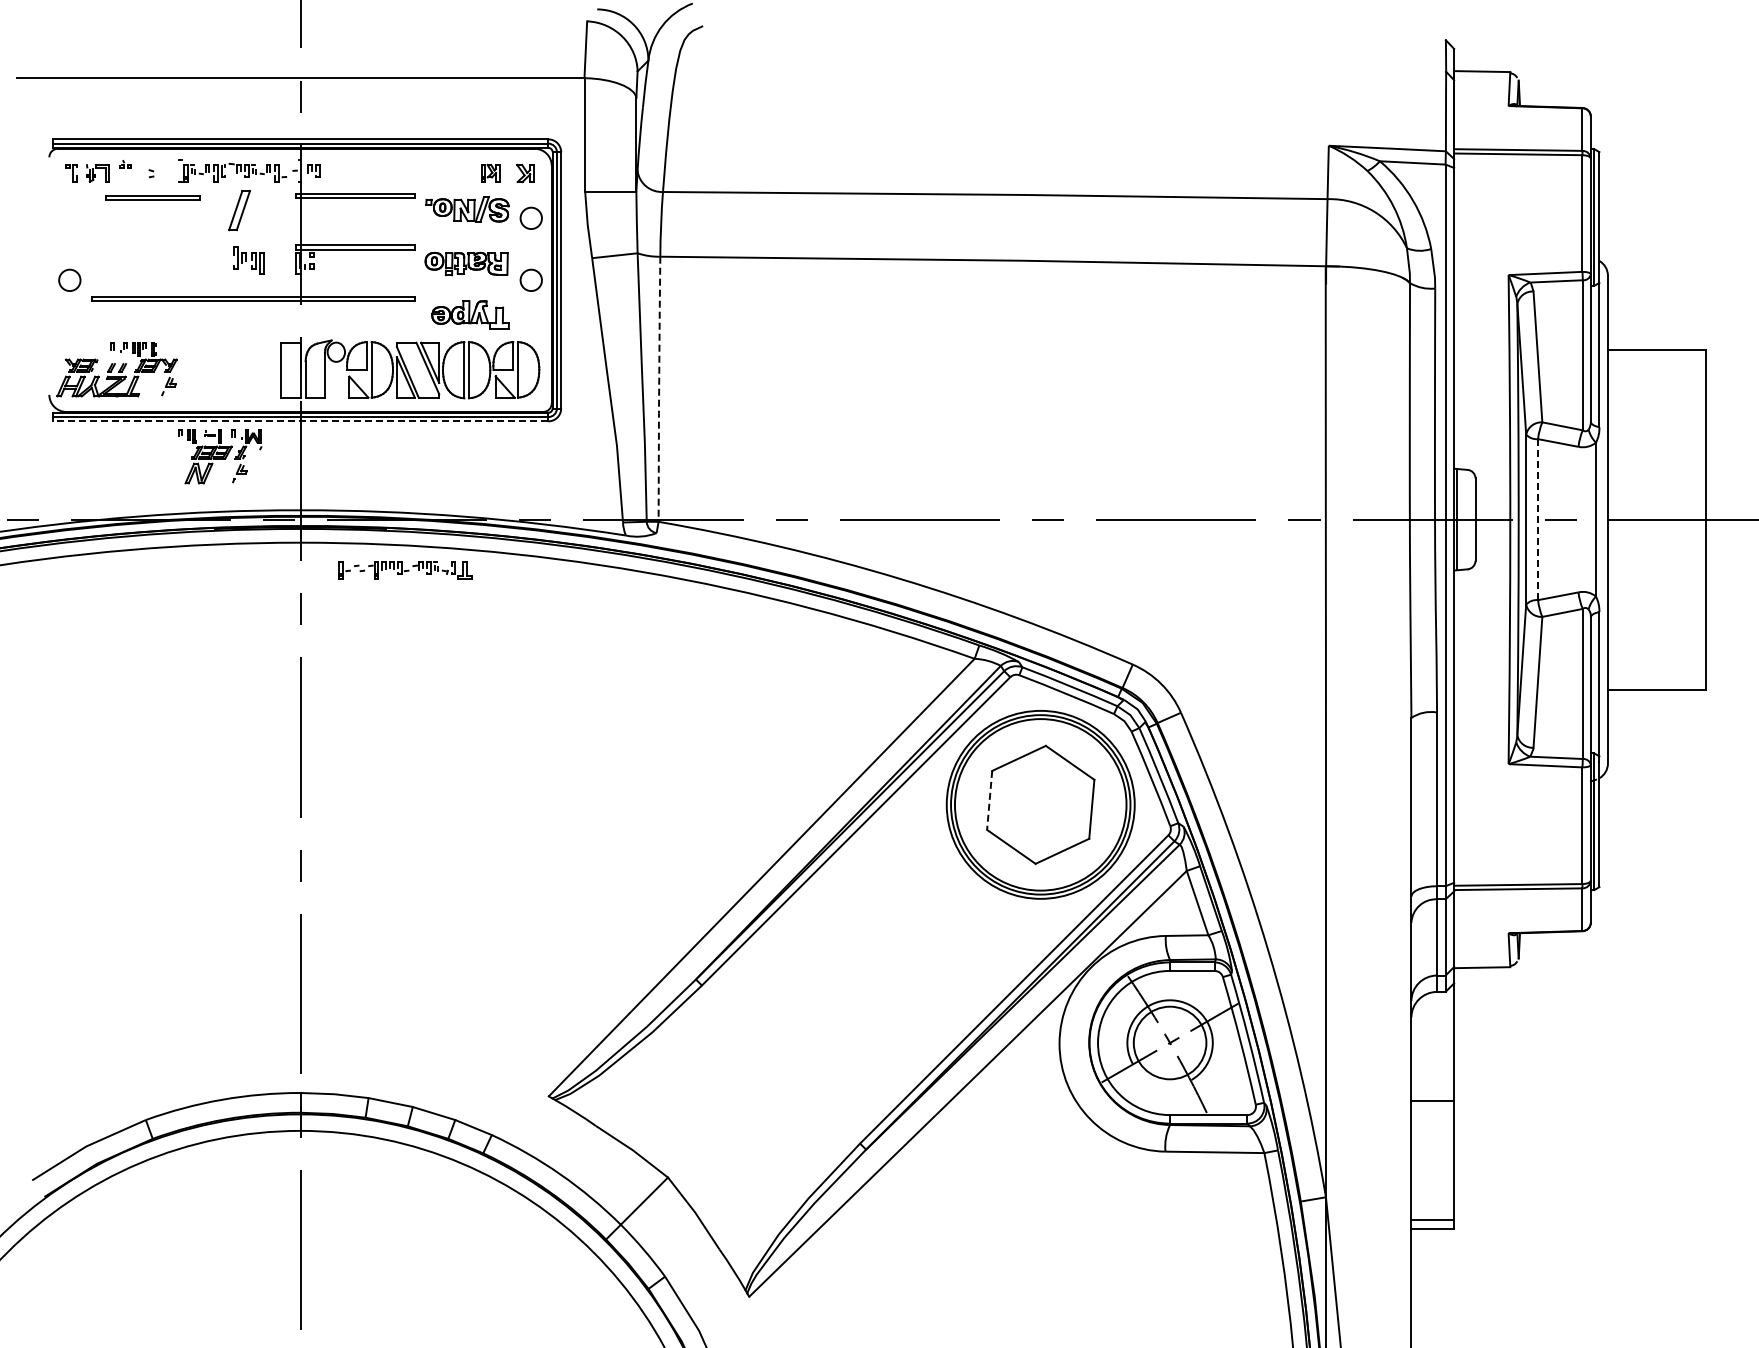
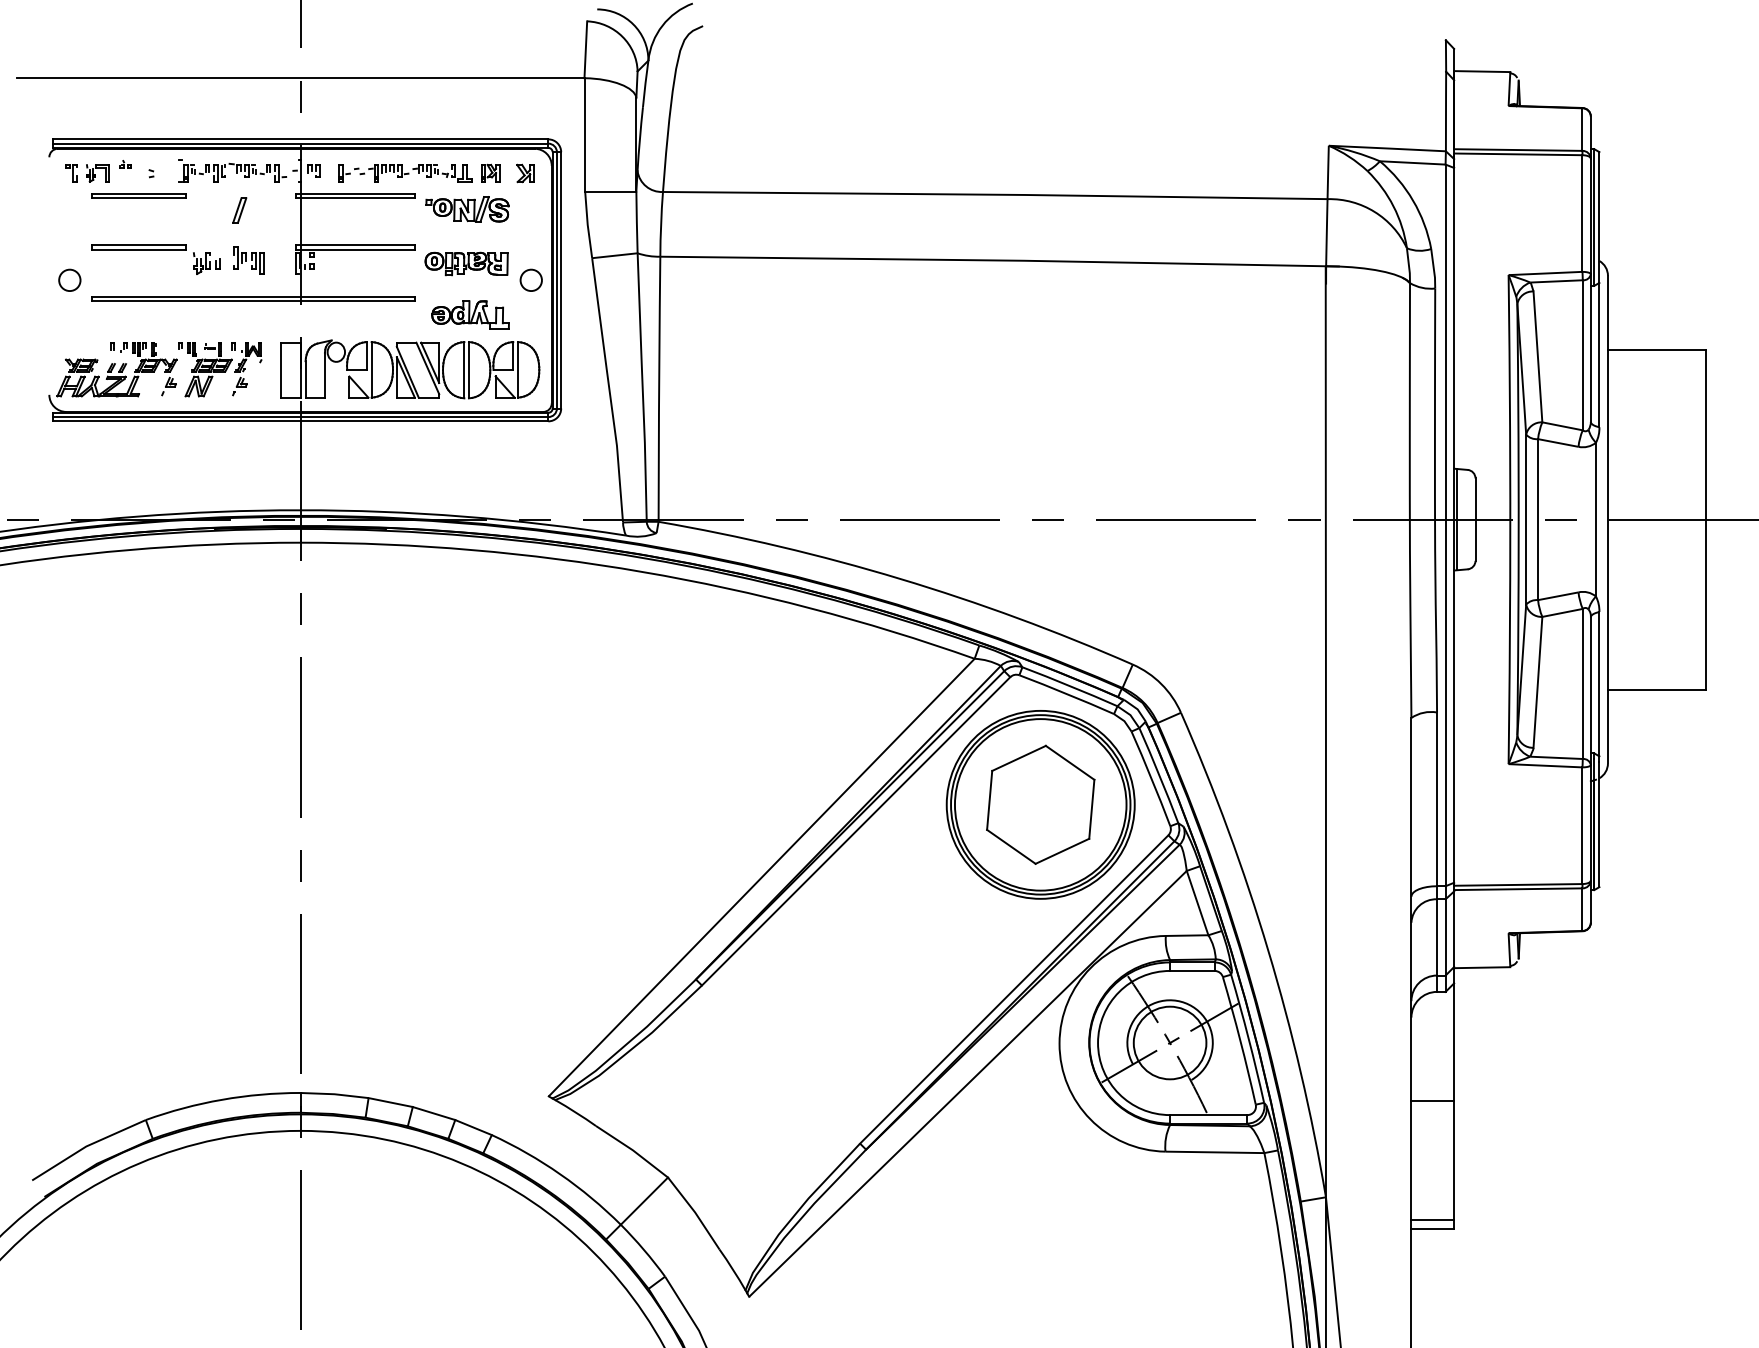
part position: (152, 197) -> (138, 195) (138, 195)
part size: 23x43 px -> 16x27 px (239, 210)
circle: present -> none (530, 217)
part: none -> present (155, 250)
line: dashed -> solid (659, 389)
line: dashed -> solid (300, 421)
part position: (220, 456) -> (220, 369) (220, 369)
line: dashed -> solid (1538, 520)
part position: (405, 570) -> (405, 173) (405, 173)
line: dashed -> solid (989, 800)
